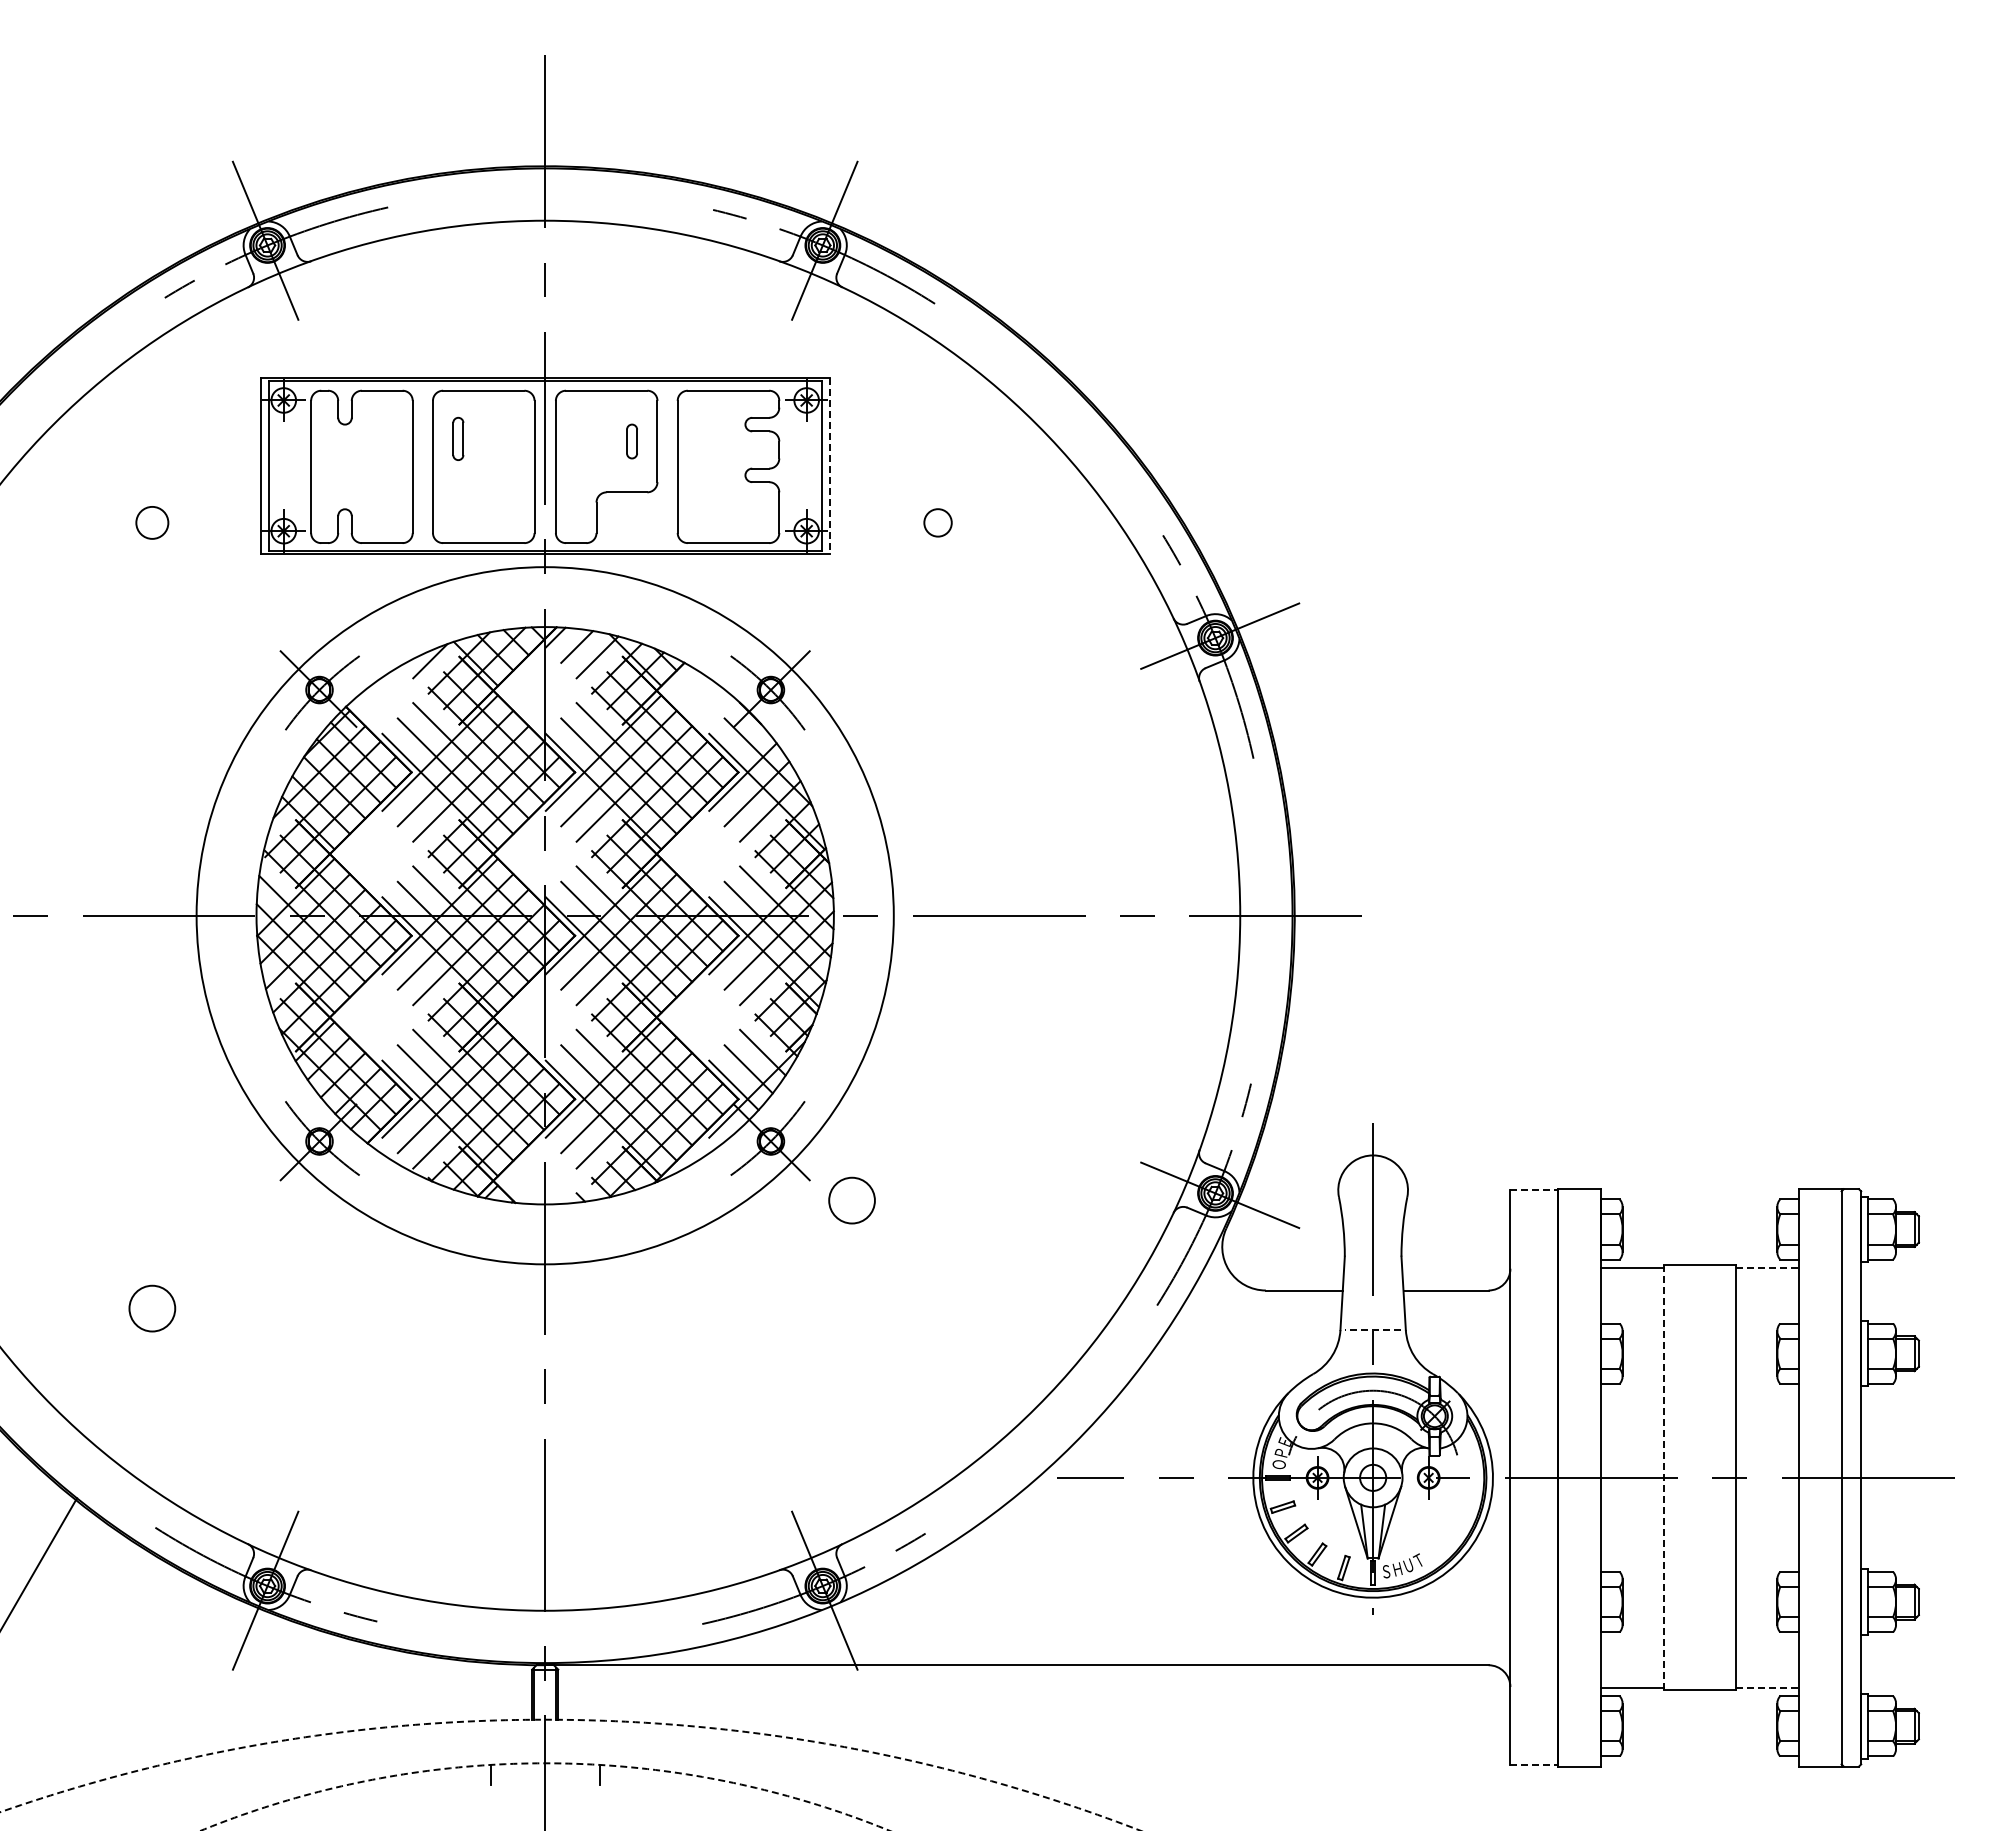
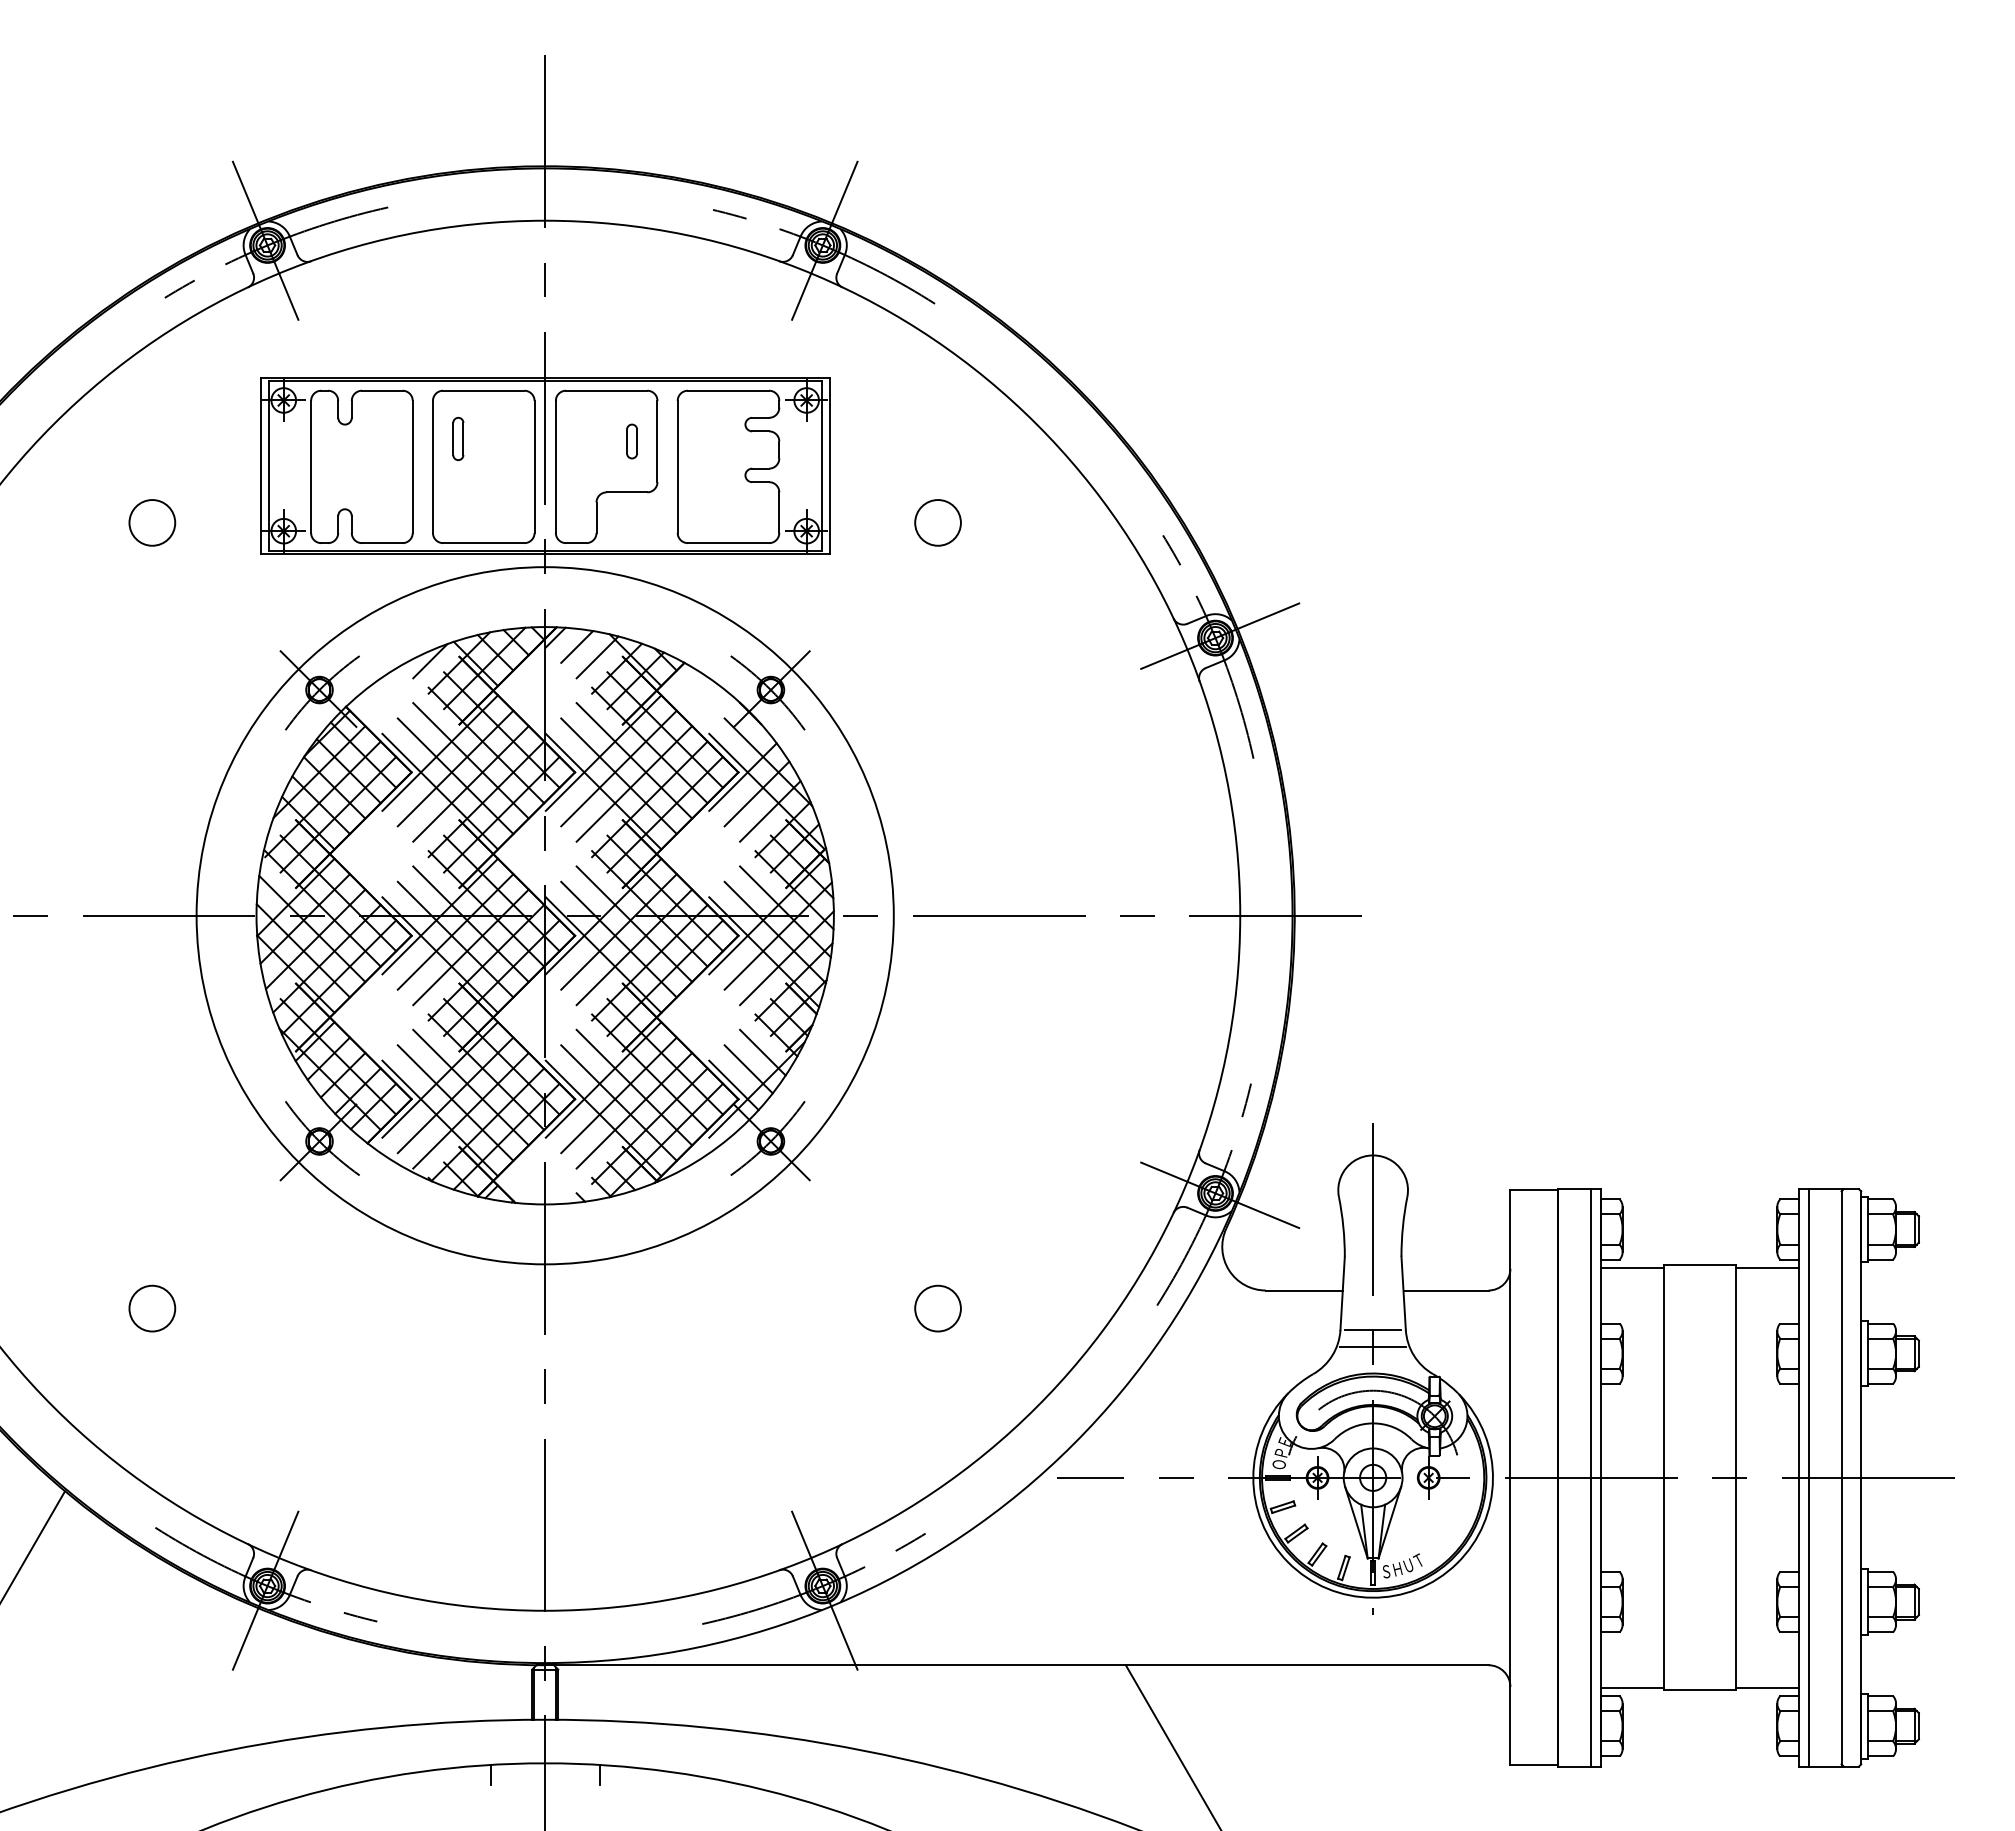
line: dashed -> solid (829, 466)
circle diameter: 32 px -> 46 px (152, 522)
circle diameter: 27 px -> 46 px (937, 522)
line: dashed -> solid (1534, 1190)
circle position: (851, 1200) -> (937, 1308) (937, 1308)
line: dashed -> solid (1767, 1267)
line: dashed -> solid (1372, 1329)
line: none -> present (1372, 1347)
line: none -> present (1591, 1477)
line: none -> present (1808, 1477)
line: dashed -> solid (1664, 1478)
line position: (39, 1562) -> (33, 1545) (33, 1545)
line: dashed -> solid (1767, 1688)
arc: dashed -> solid (571, 1720)
line: none -> present (1172, 1746)
arc: dashed -> solid (545, 1763)
line: dashed -> solid (1534, 1765)
